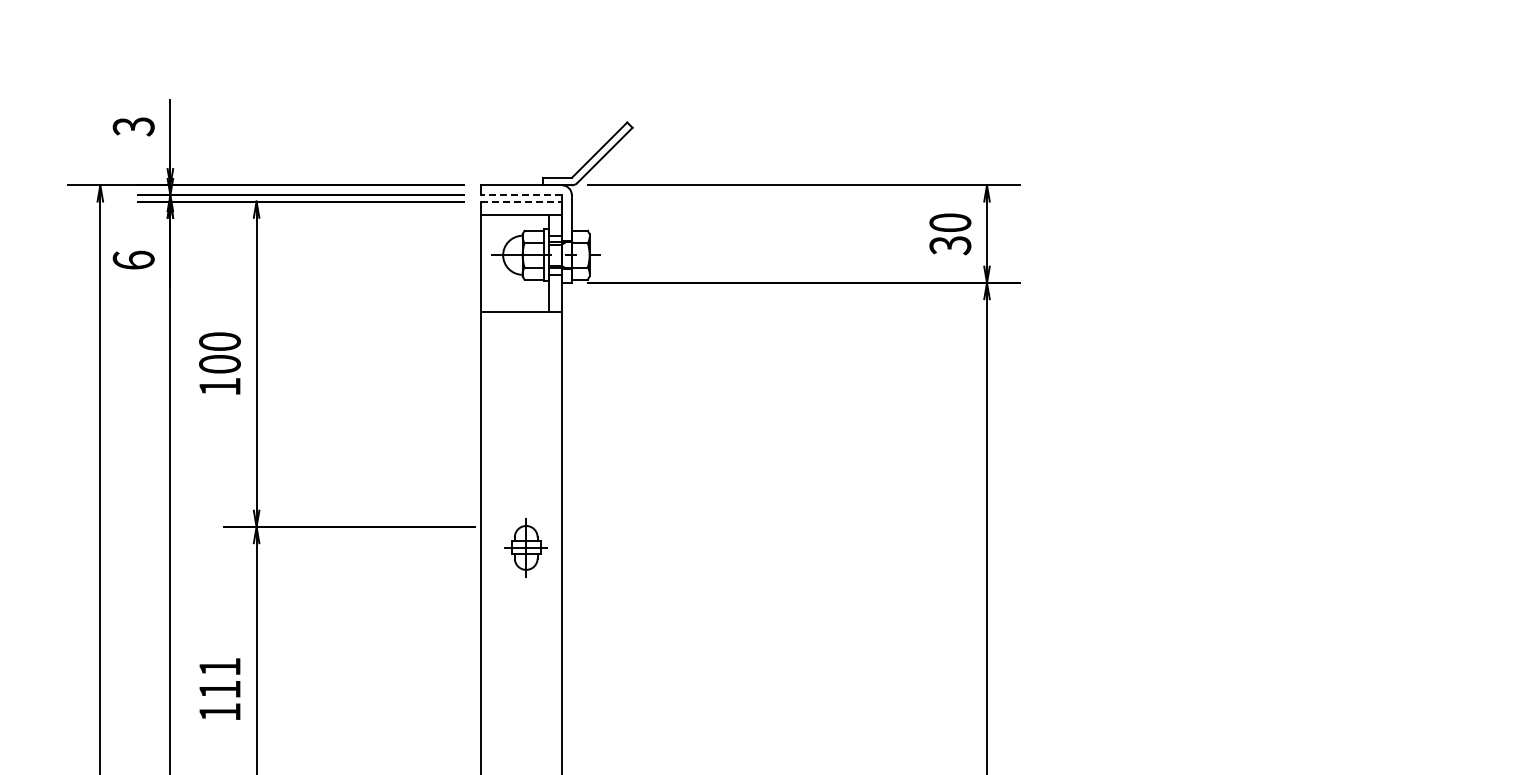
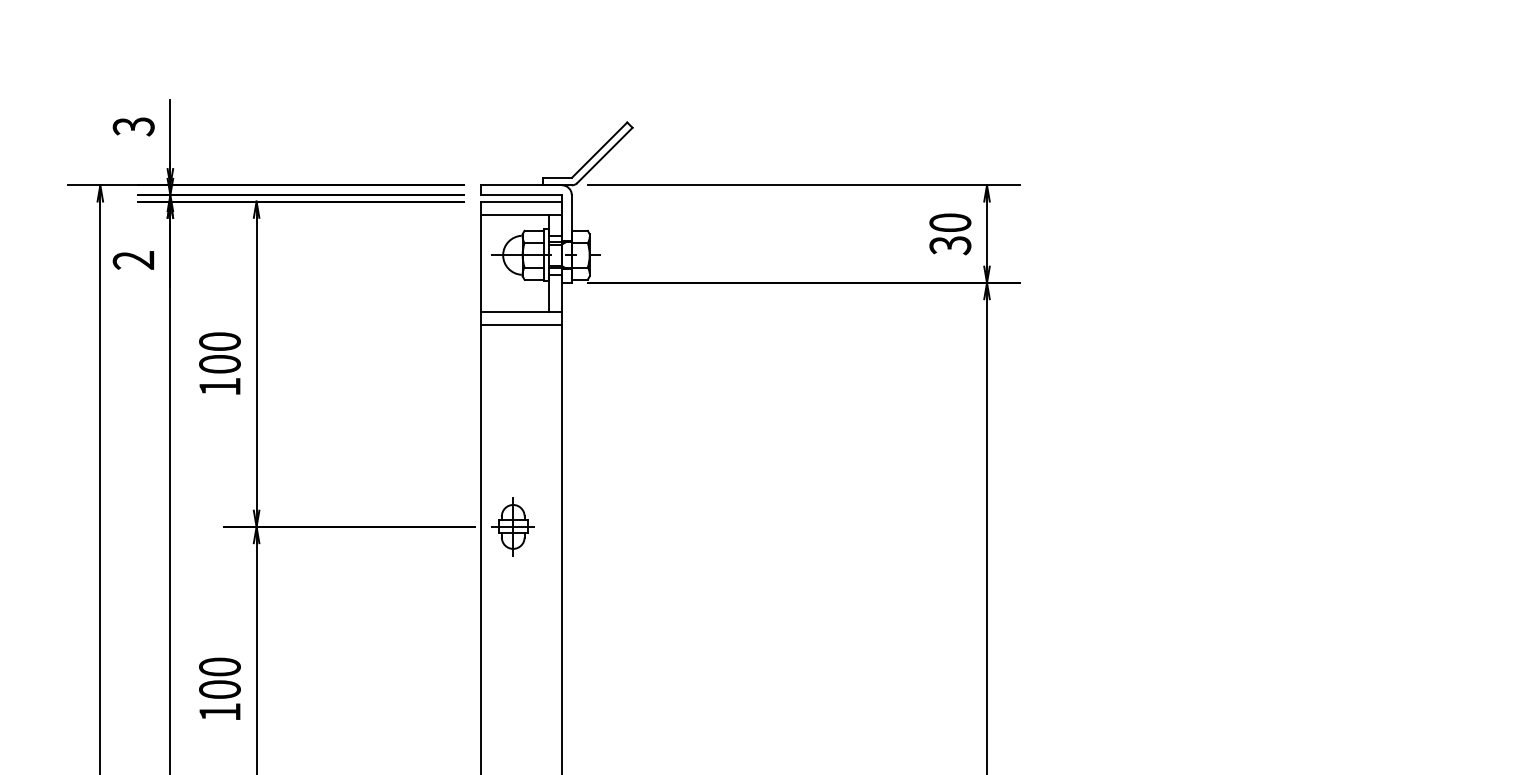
line: dashed -> solid (521, 195)
line: dashed -> solid (521, 201)
text: 6 -> 2 (133, 259)
line: none -> present (521, 325)
part position: (525, 547) -> (512, 526) (512, 526)
text: 111 -> 100 (219, 677)
